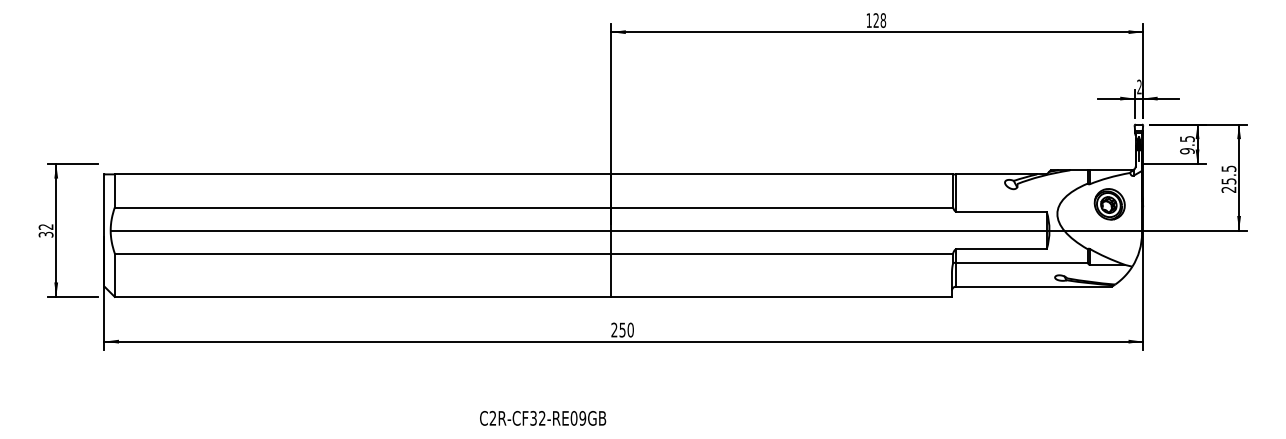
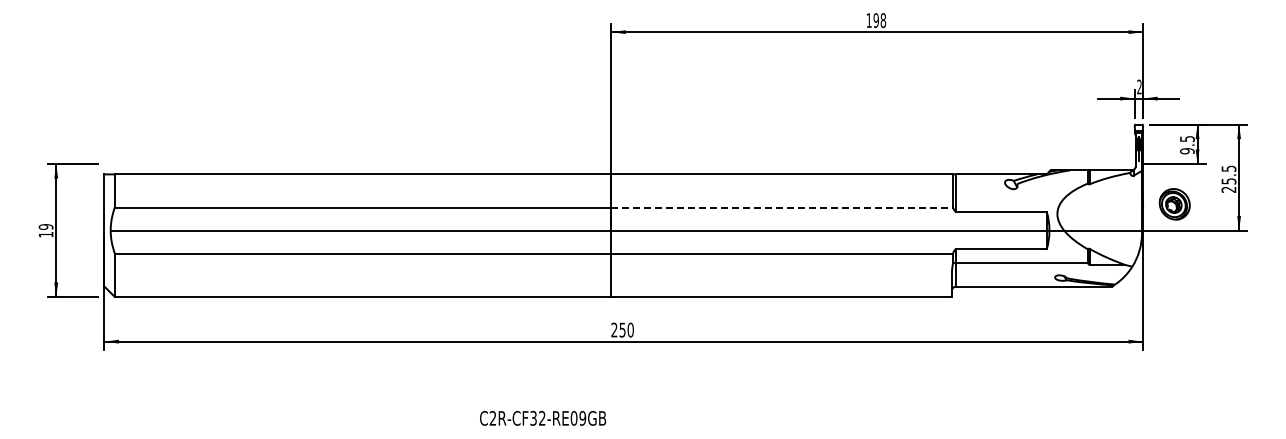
text: 128 -> 198 (875, 20)
part position: (1109, 204) -> (1174, 204) (1174, 204)
line: solid -> dashed (782, 207)
text: 32 -> 19 (45, 230)
